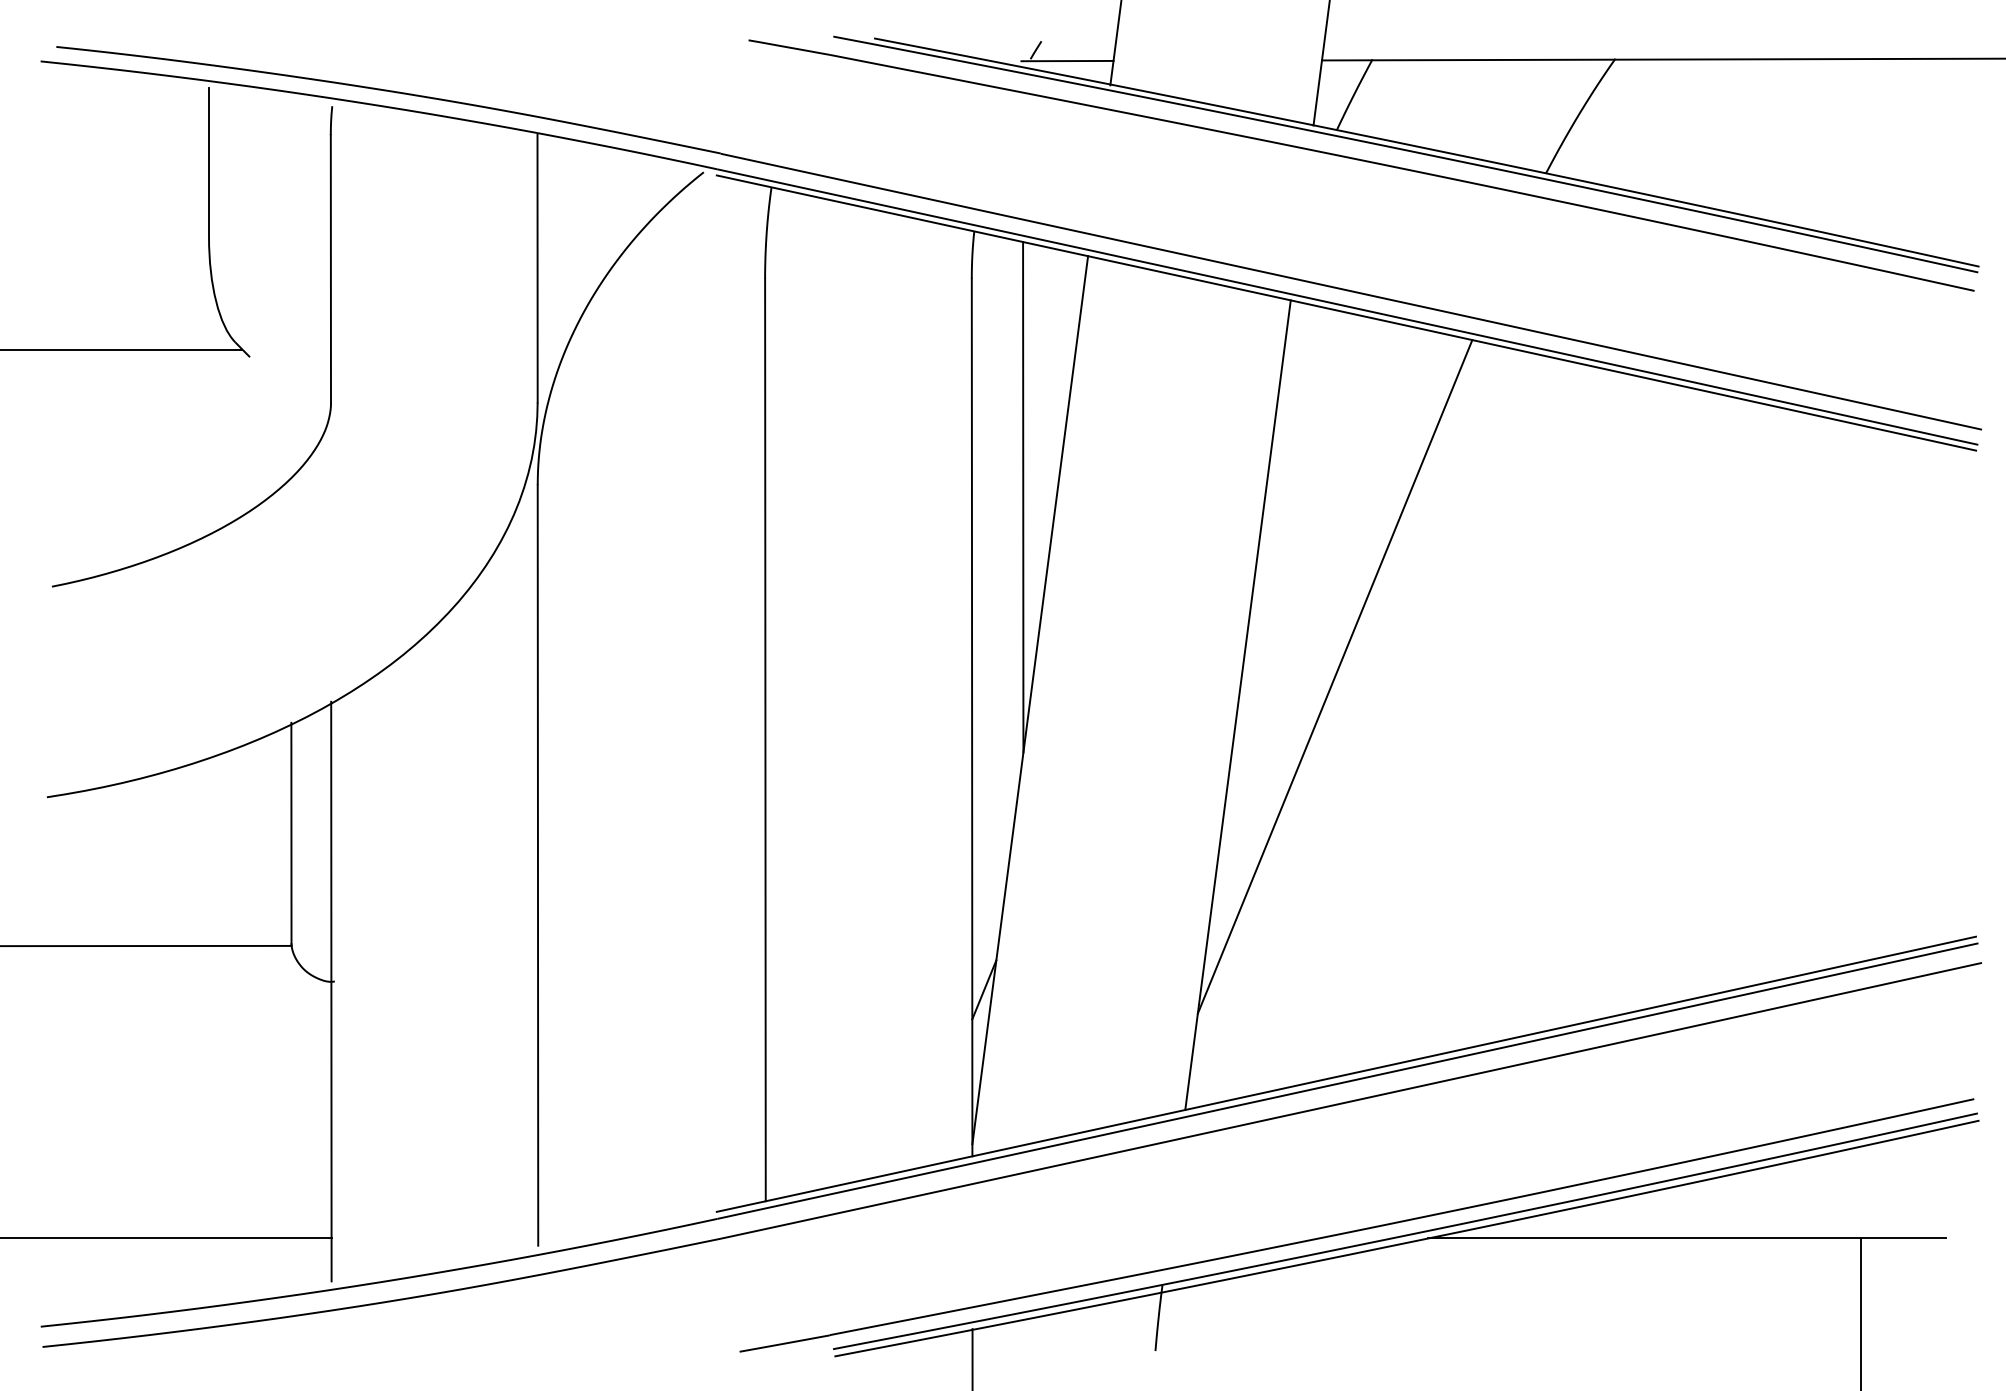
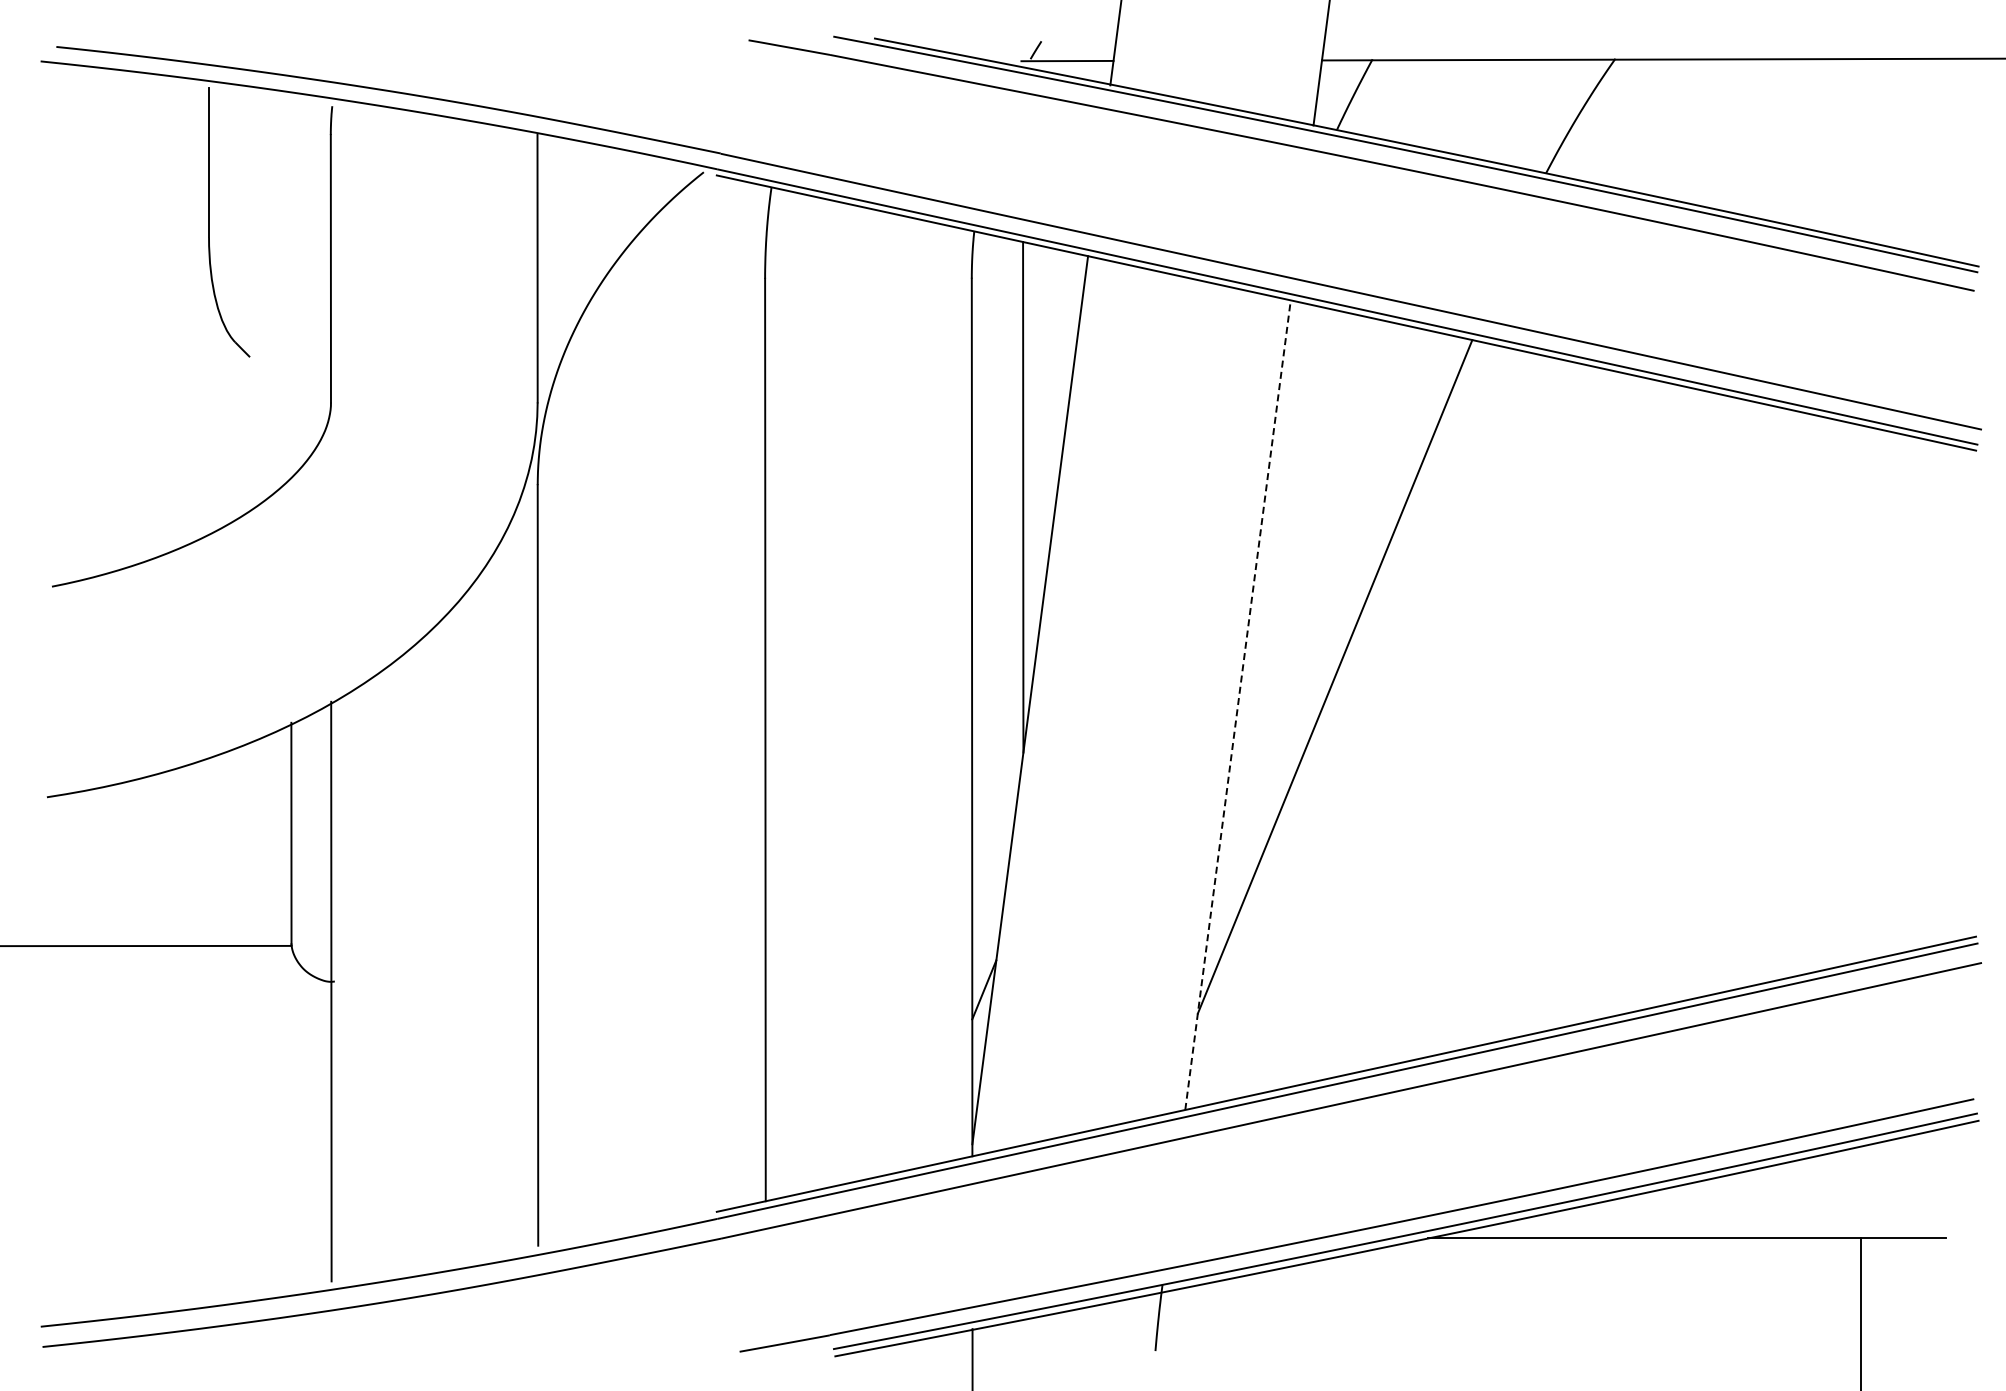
line: present -> none (122, 349)
line: solid -> dashed (1238, 704)
line: present -> none (166, 1238)
